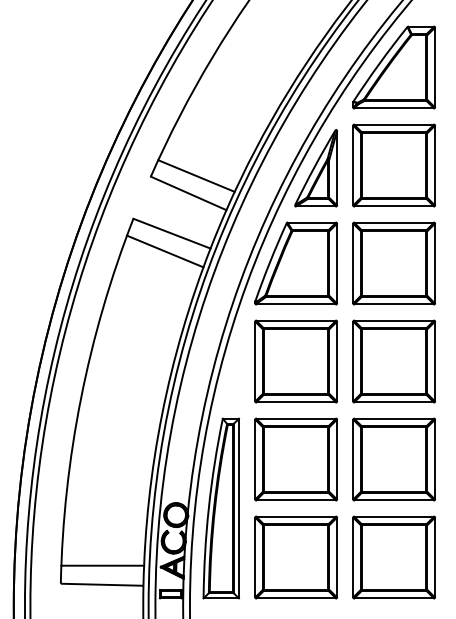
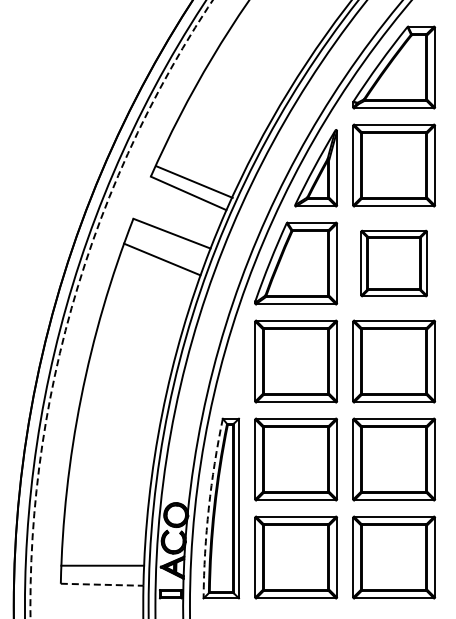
line position: (196, 175) -> (194, 181) (194, 181)
line position: (165, 251) -> (162, 259) (162, 259)
part size: 84x85 px -> 68x69 px (393, 263)
arc: solid -> dashed (74, 297)
arc: solid -> dashed (208, 508)
line: solid -> dashed (102, 584)
